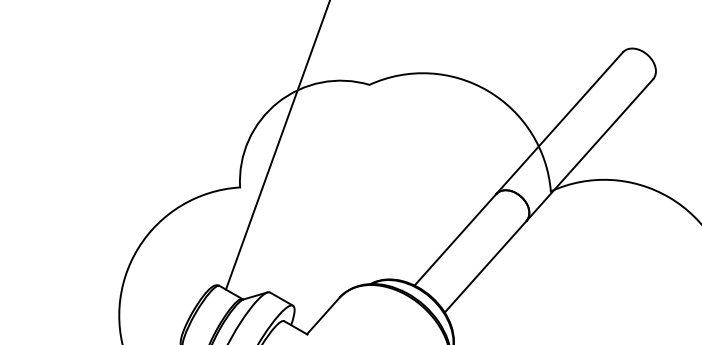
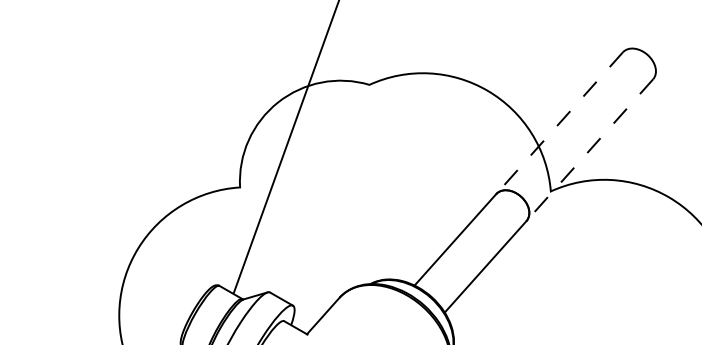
line: solid -> dashed (559, 123)
line position: (277, 145) -> (285, 147) (285, 147)
line: solid -> dashed (589, 150)
